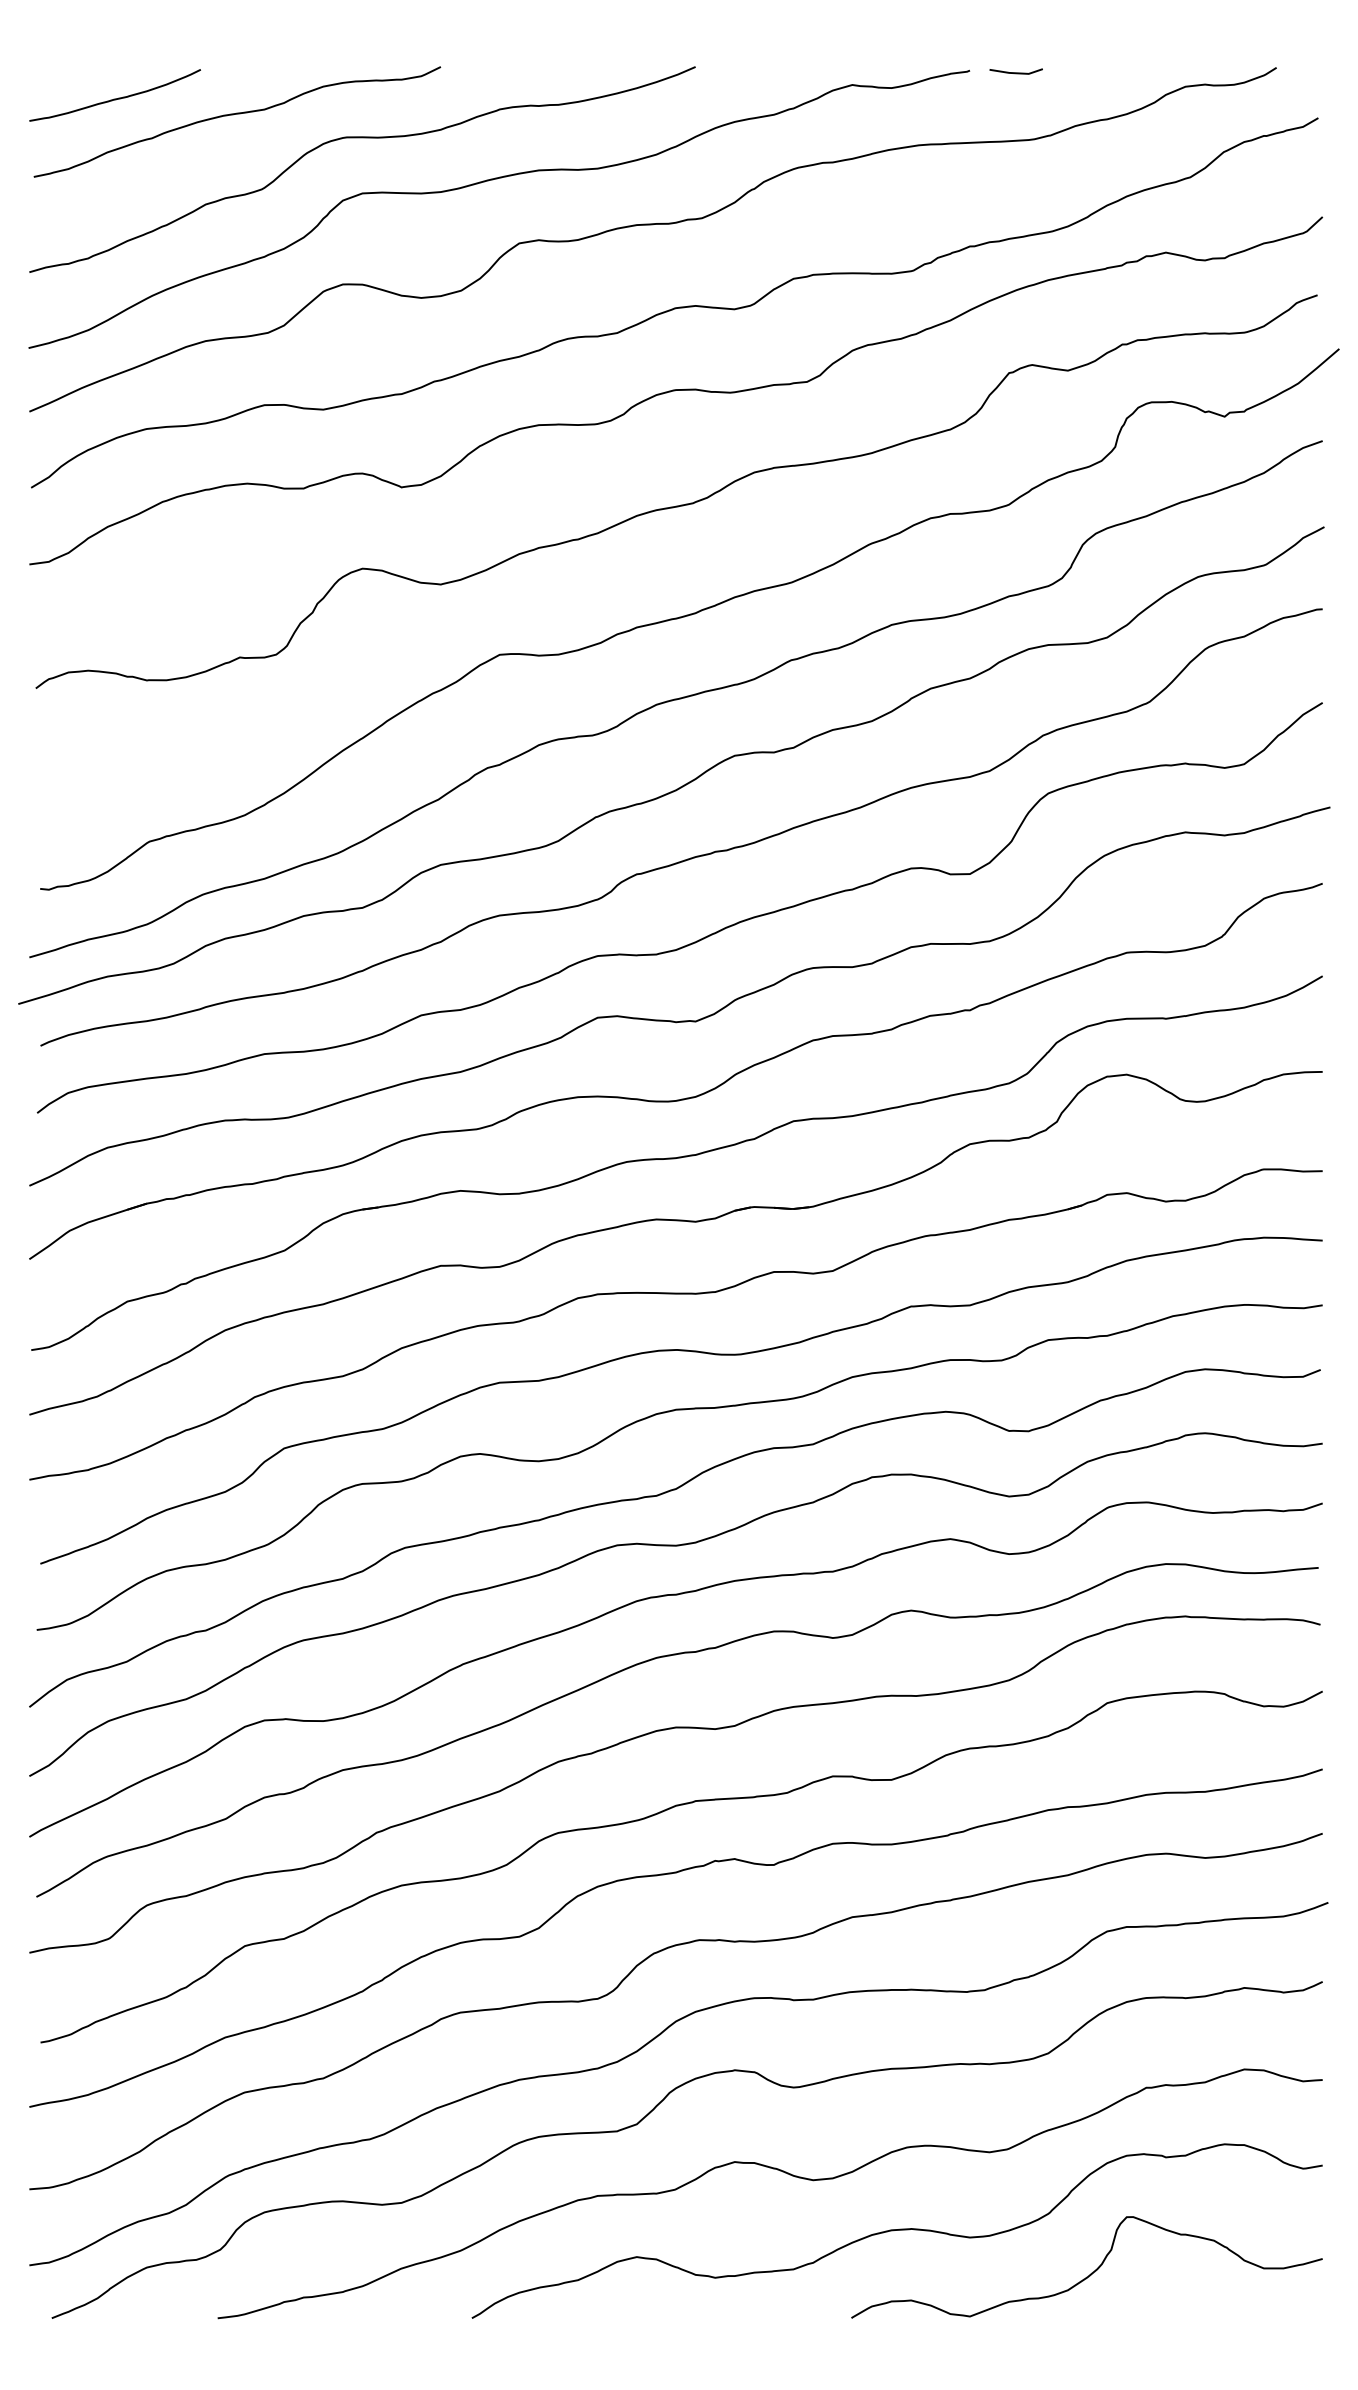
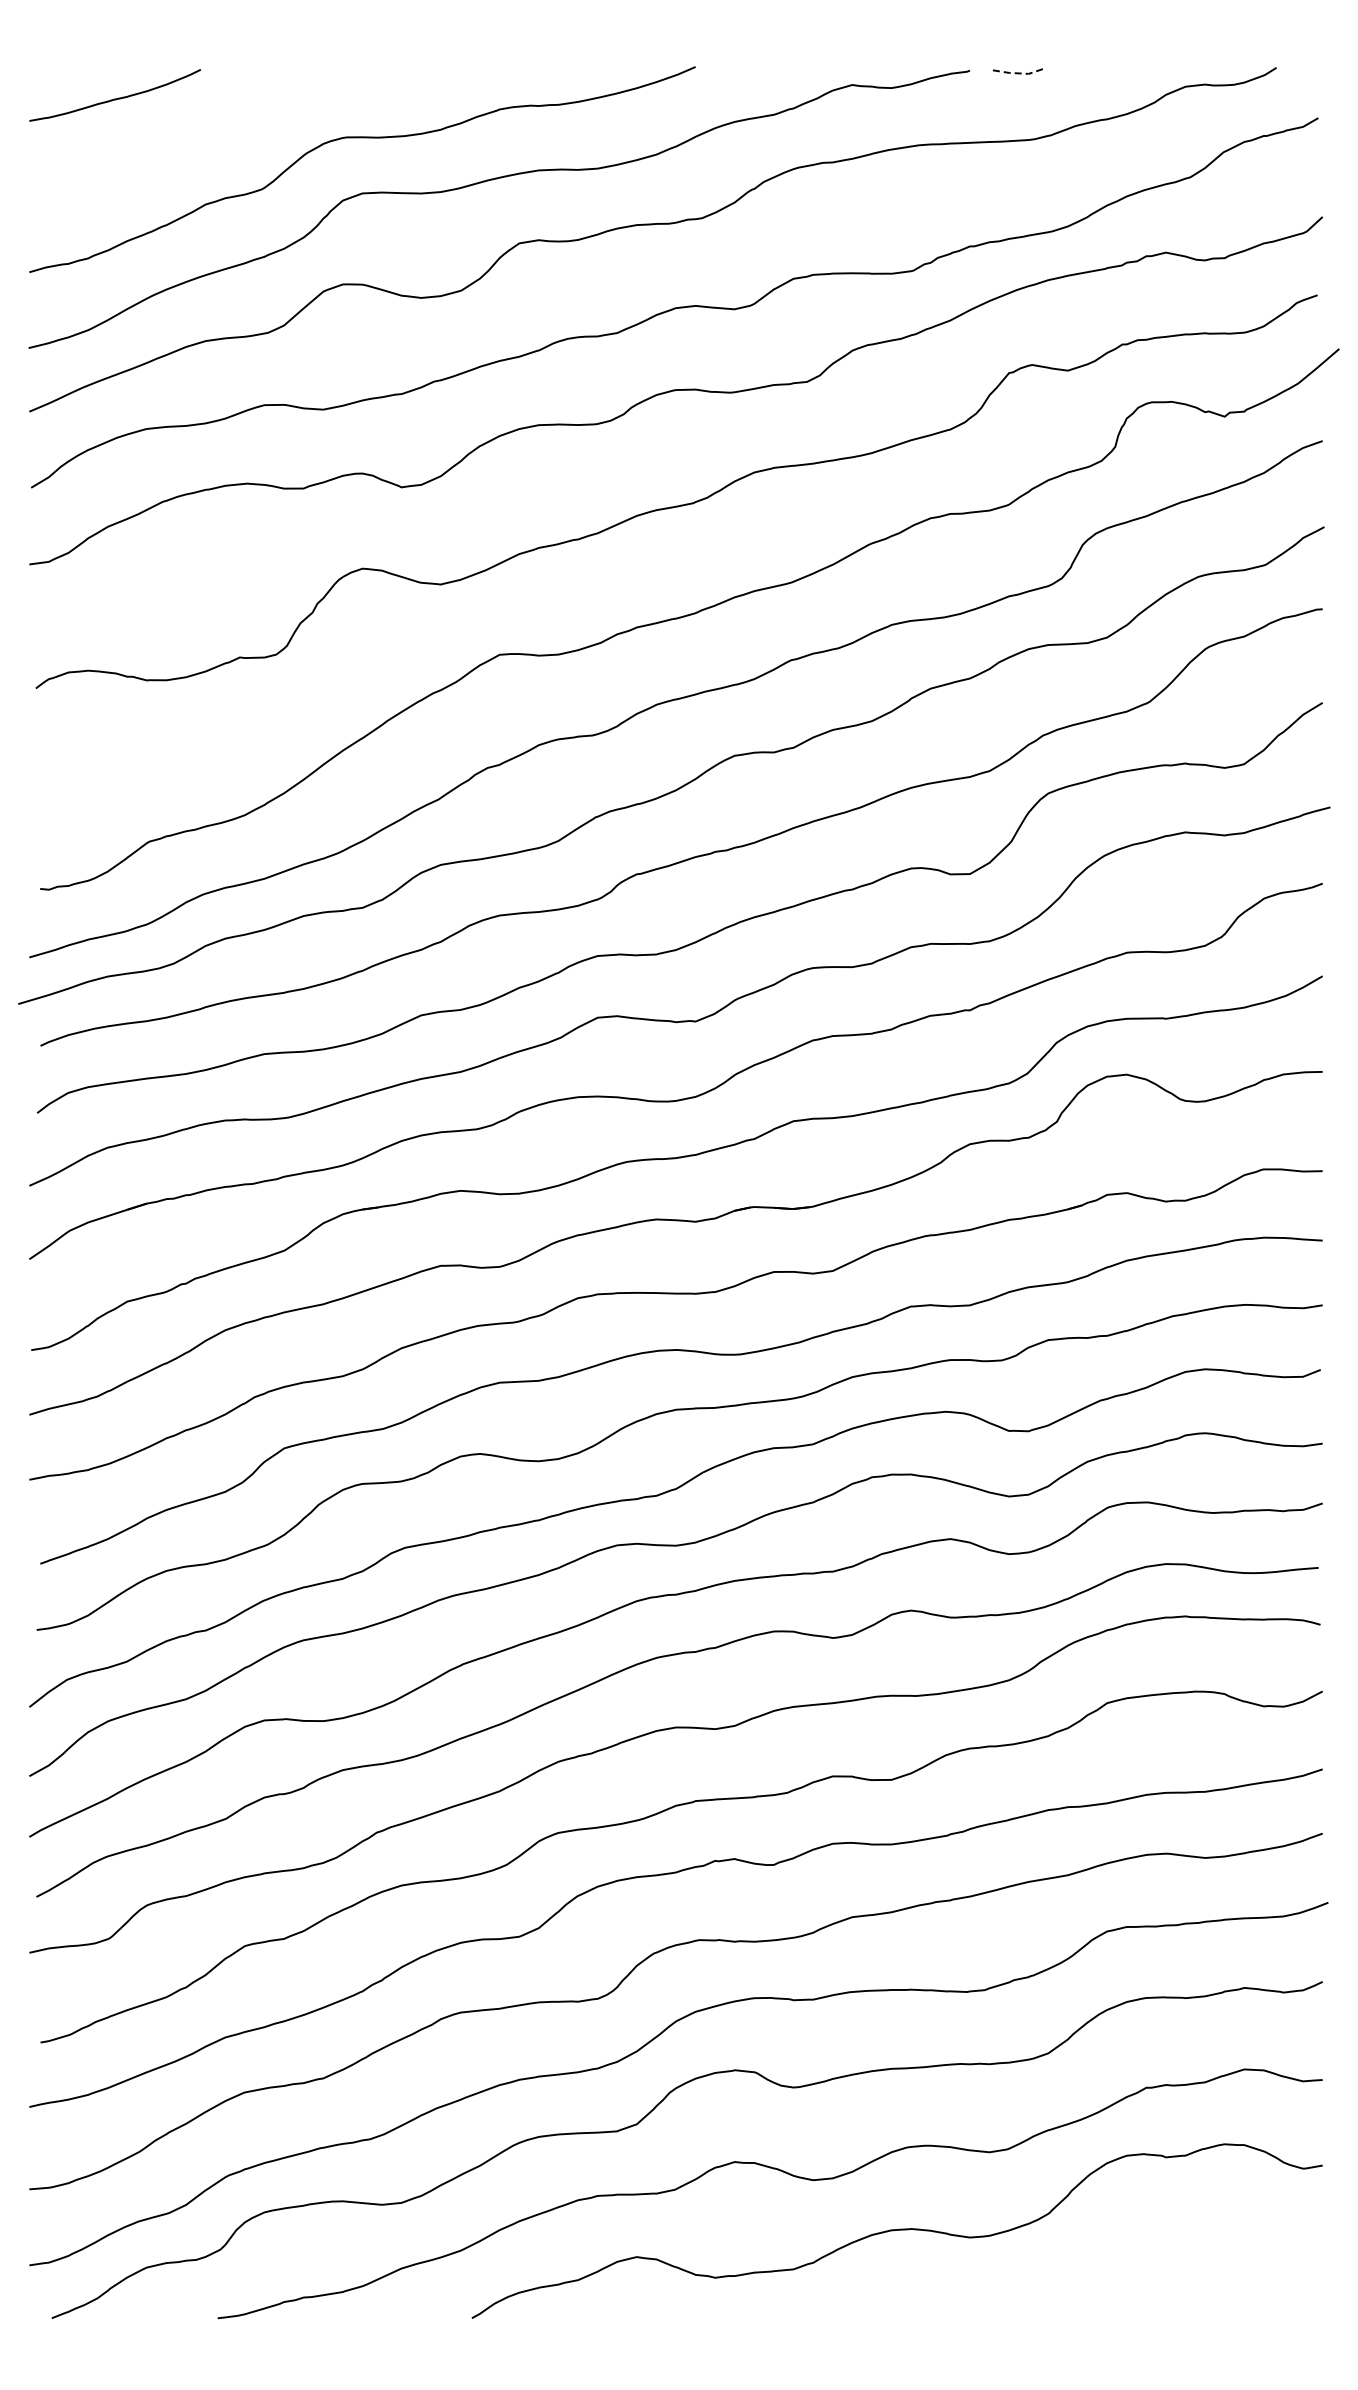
line: solid -> dashed (1016, 73)
curve: present -> none (237, 114)
curve: present -> none (1091, 2272)
